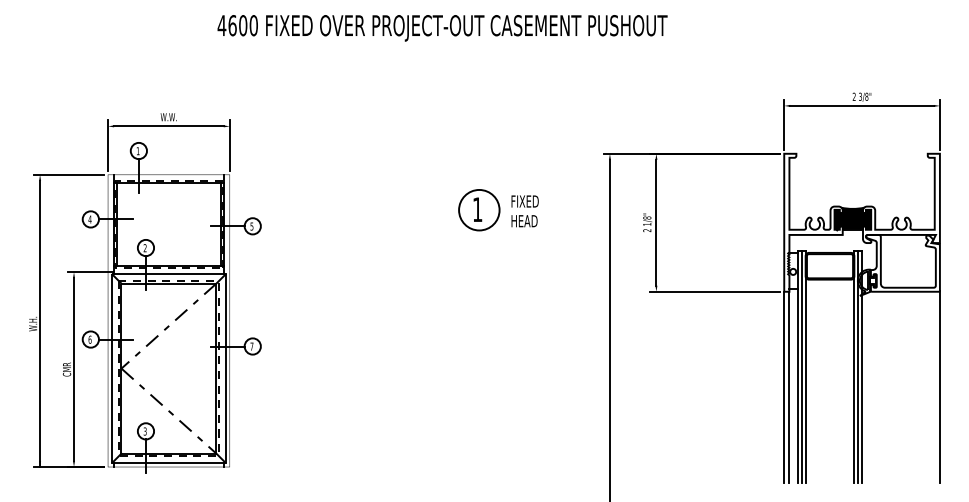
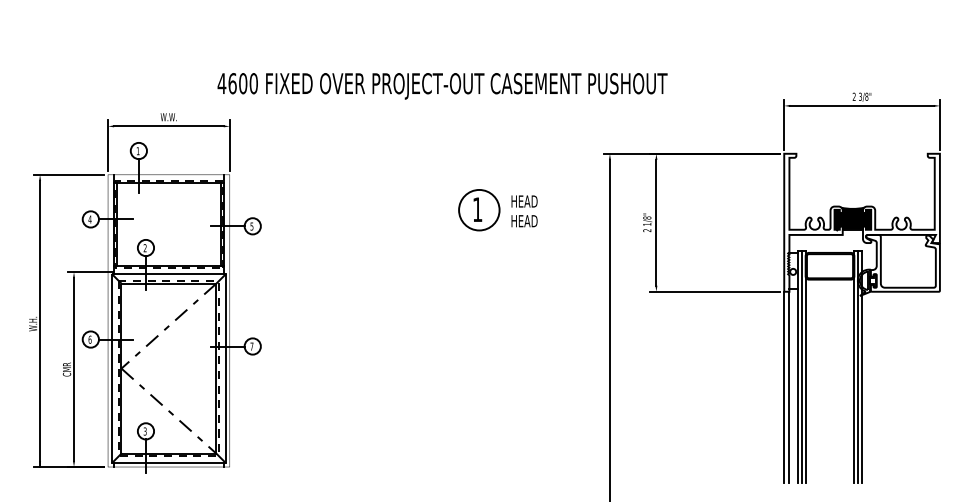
text position: (442, 28) -> (442, 86) (442, 86)
text: FIXED -> HEAD (525, 201)
line: present -> none (939, 386)
